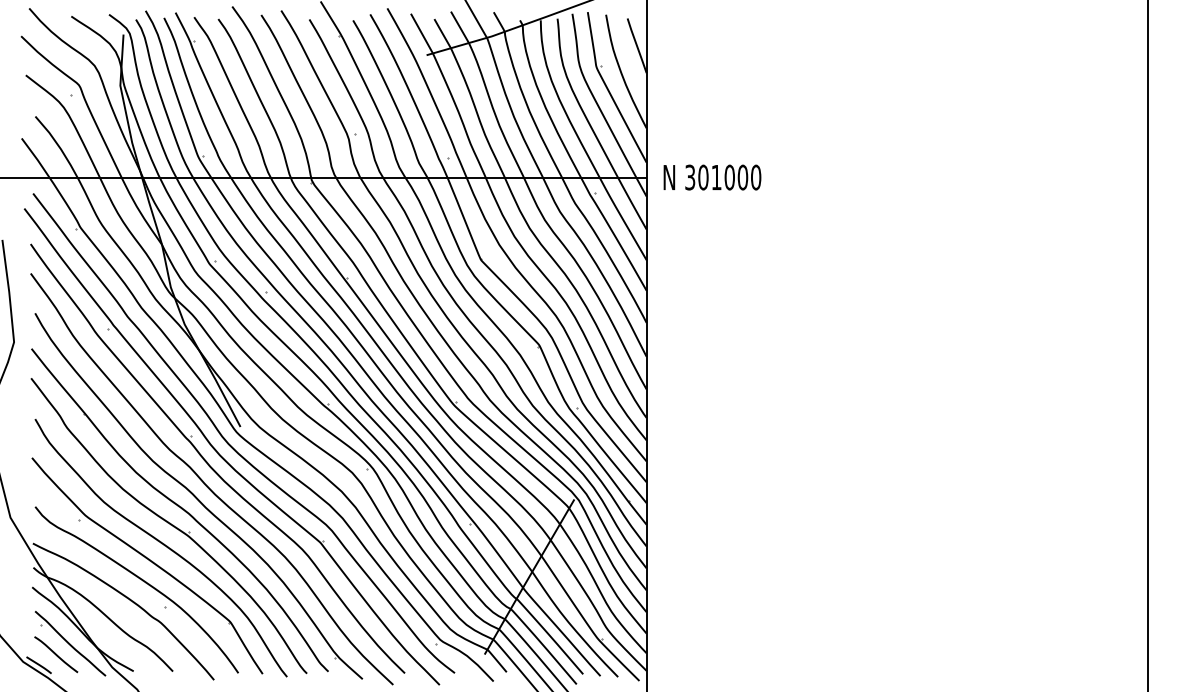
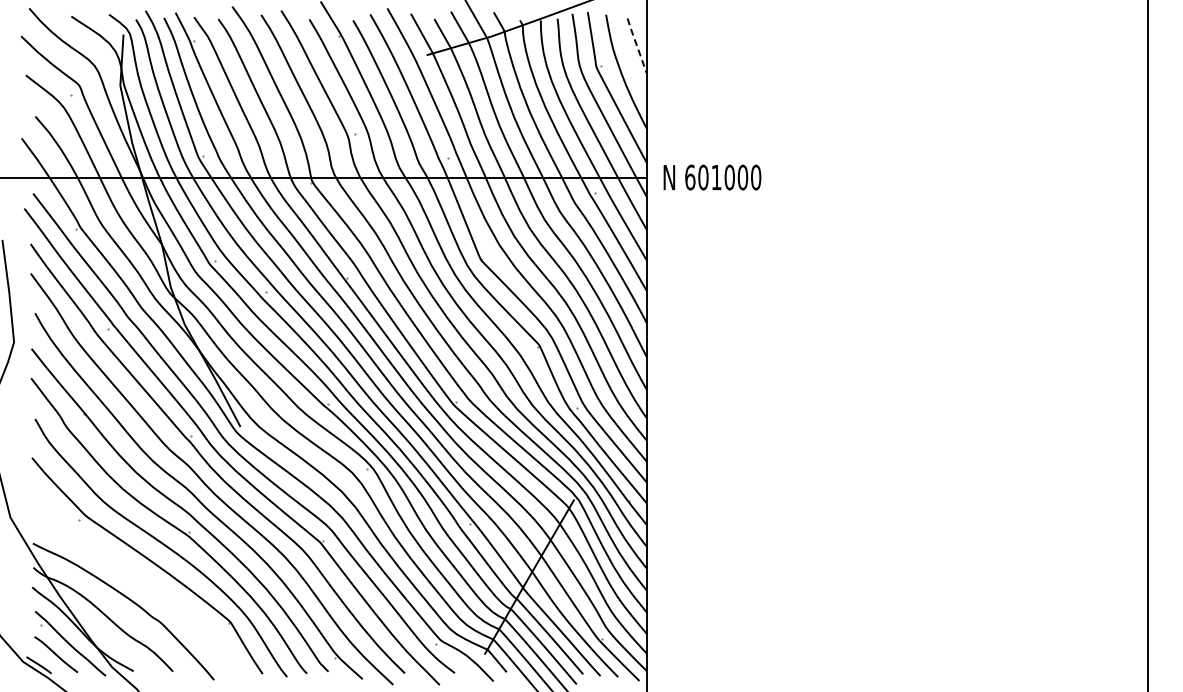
line: solid -> dashed (637, 45)
text: 301000 -> 601000 (690, 177)
part: present -> none (142, 581)
